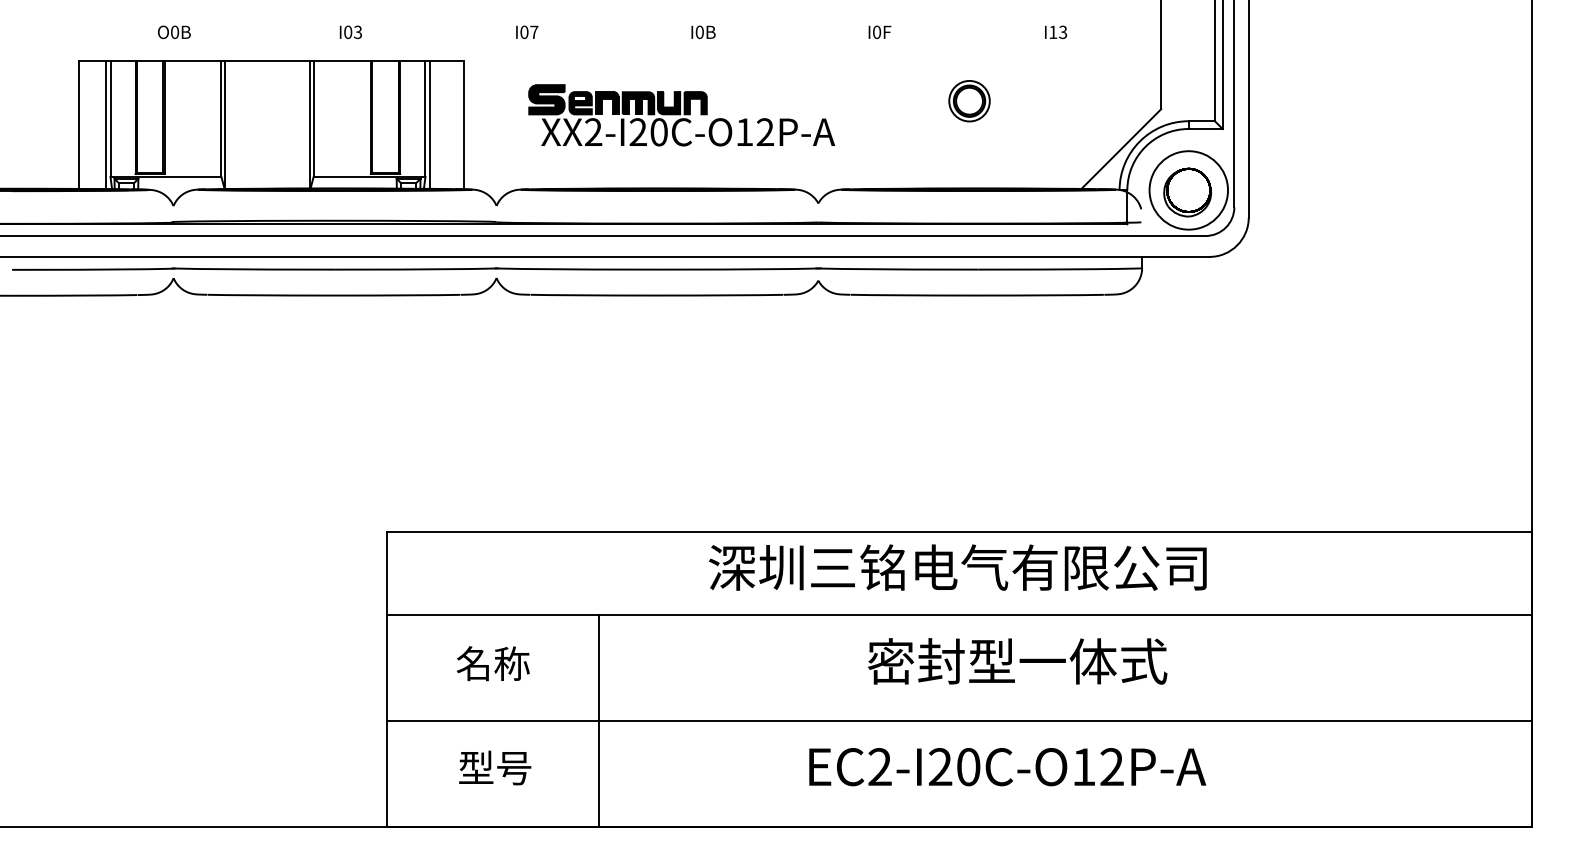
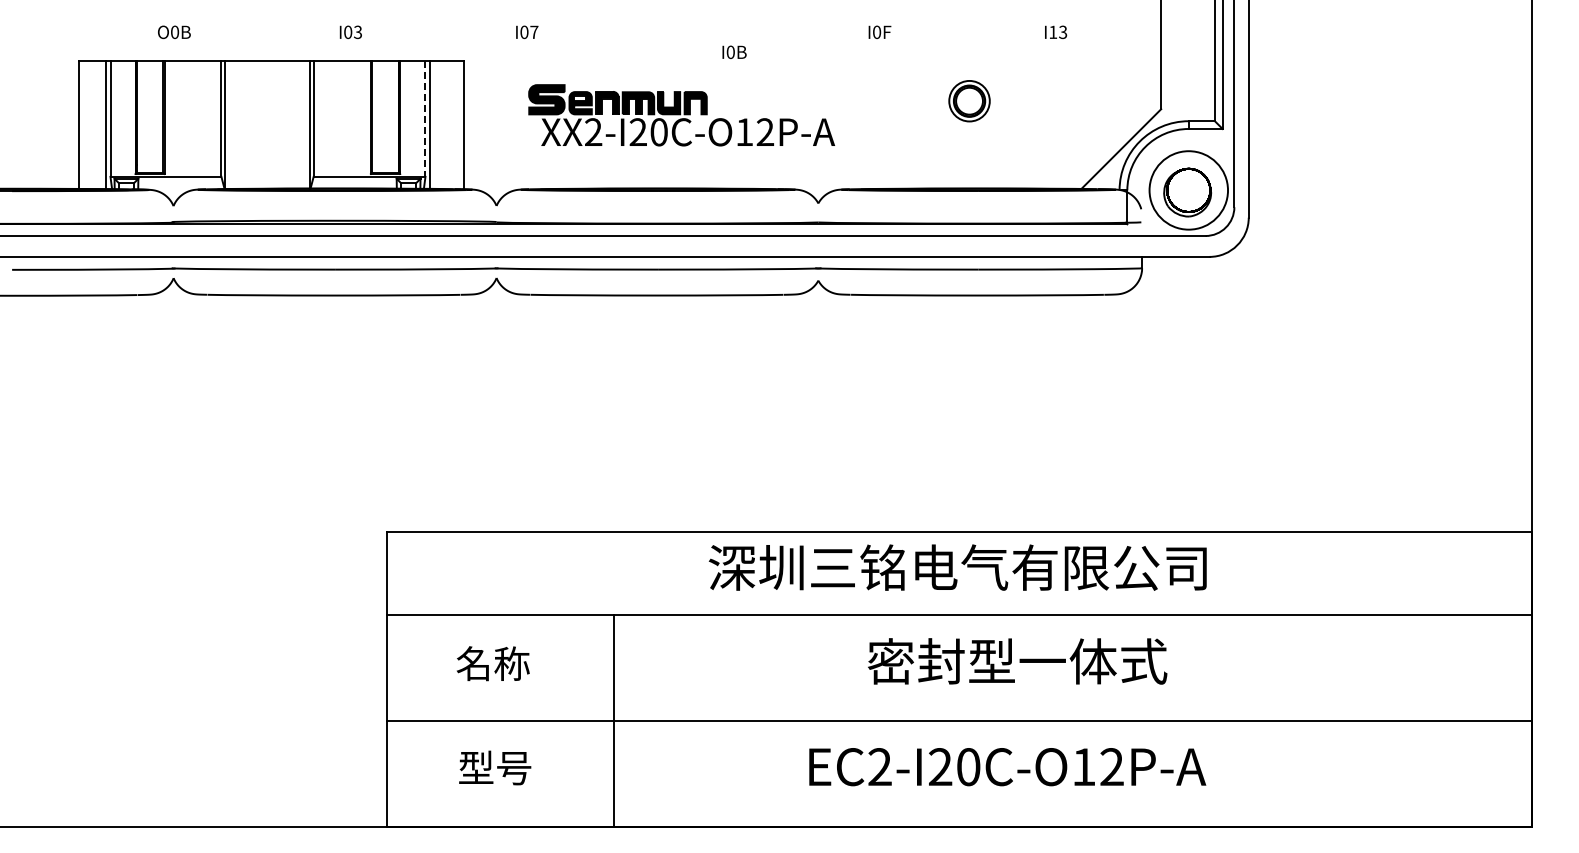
text position: (703, 31) -> (734, 51) (734, 51)
line: solid -> dashed (425, 119)
line position: (598, 720) -> (613, 720) (613, 720)
